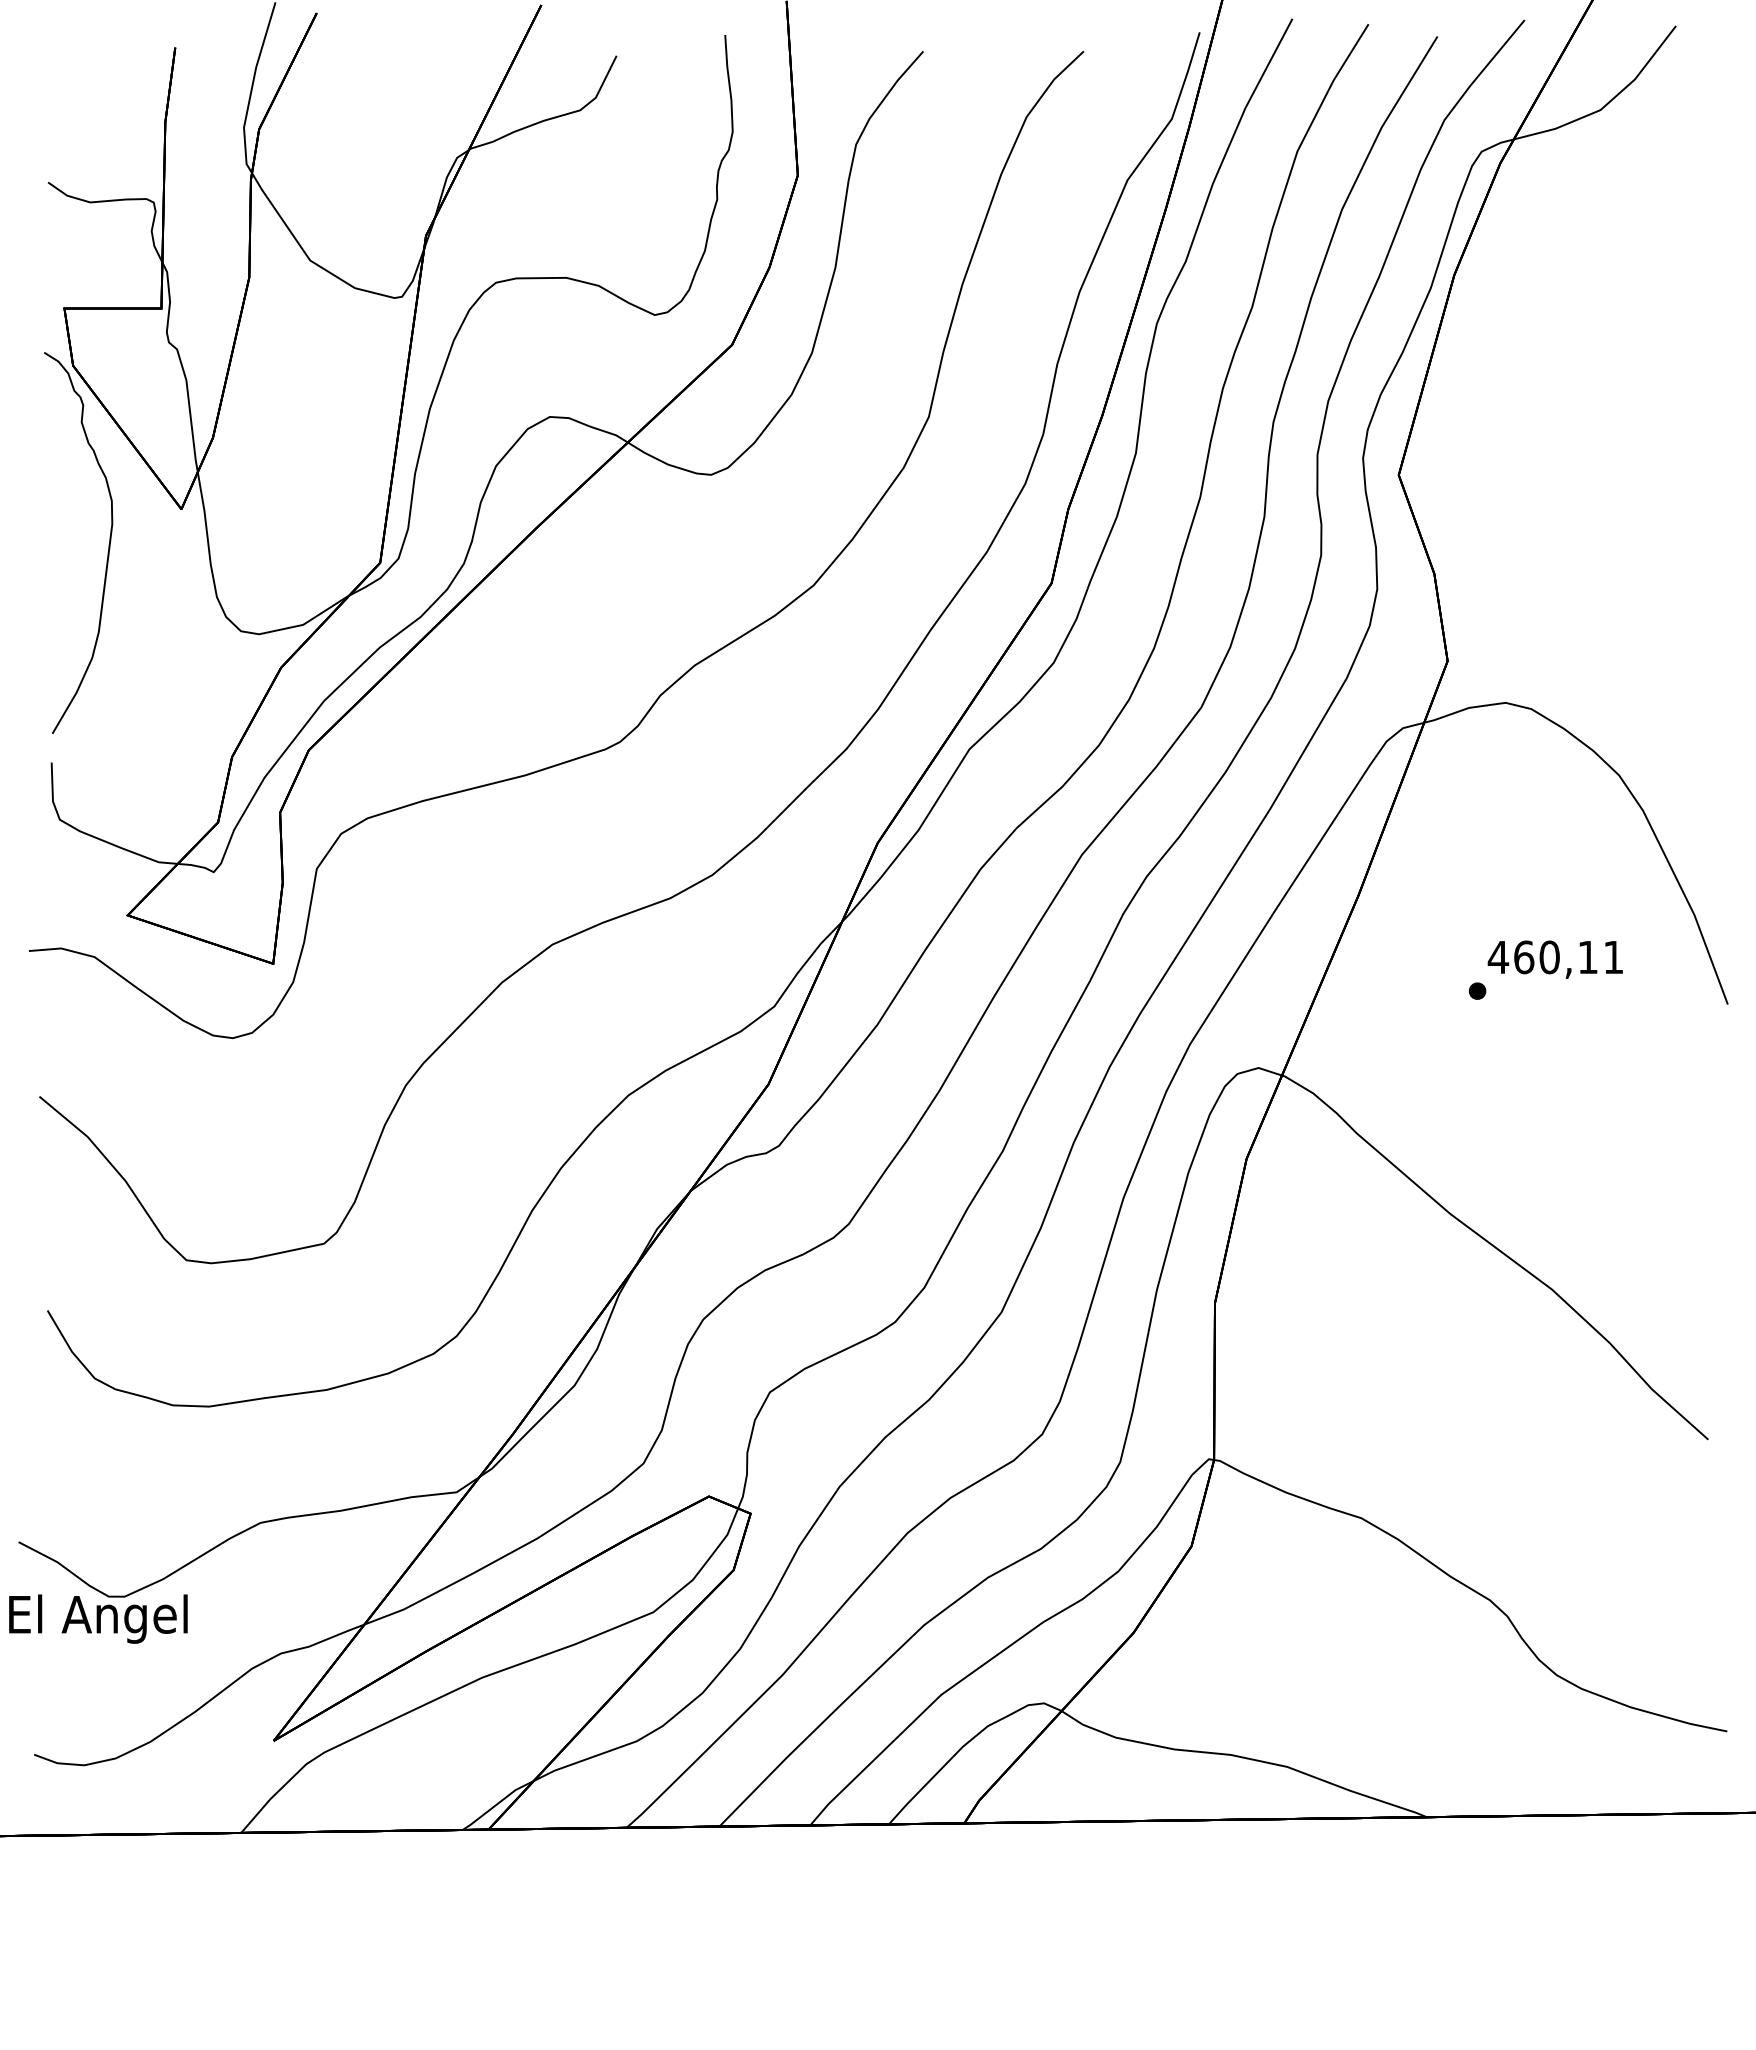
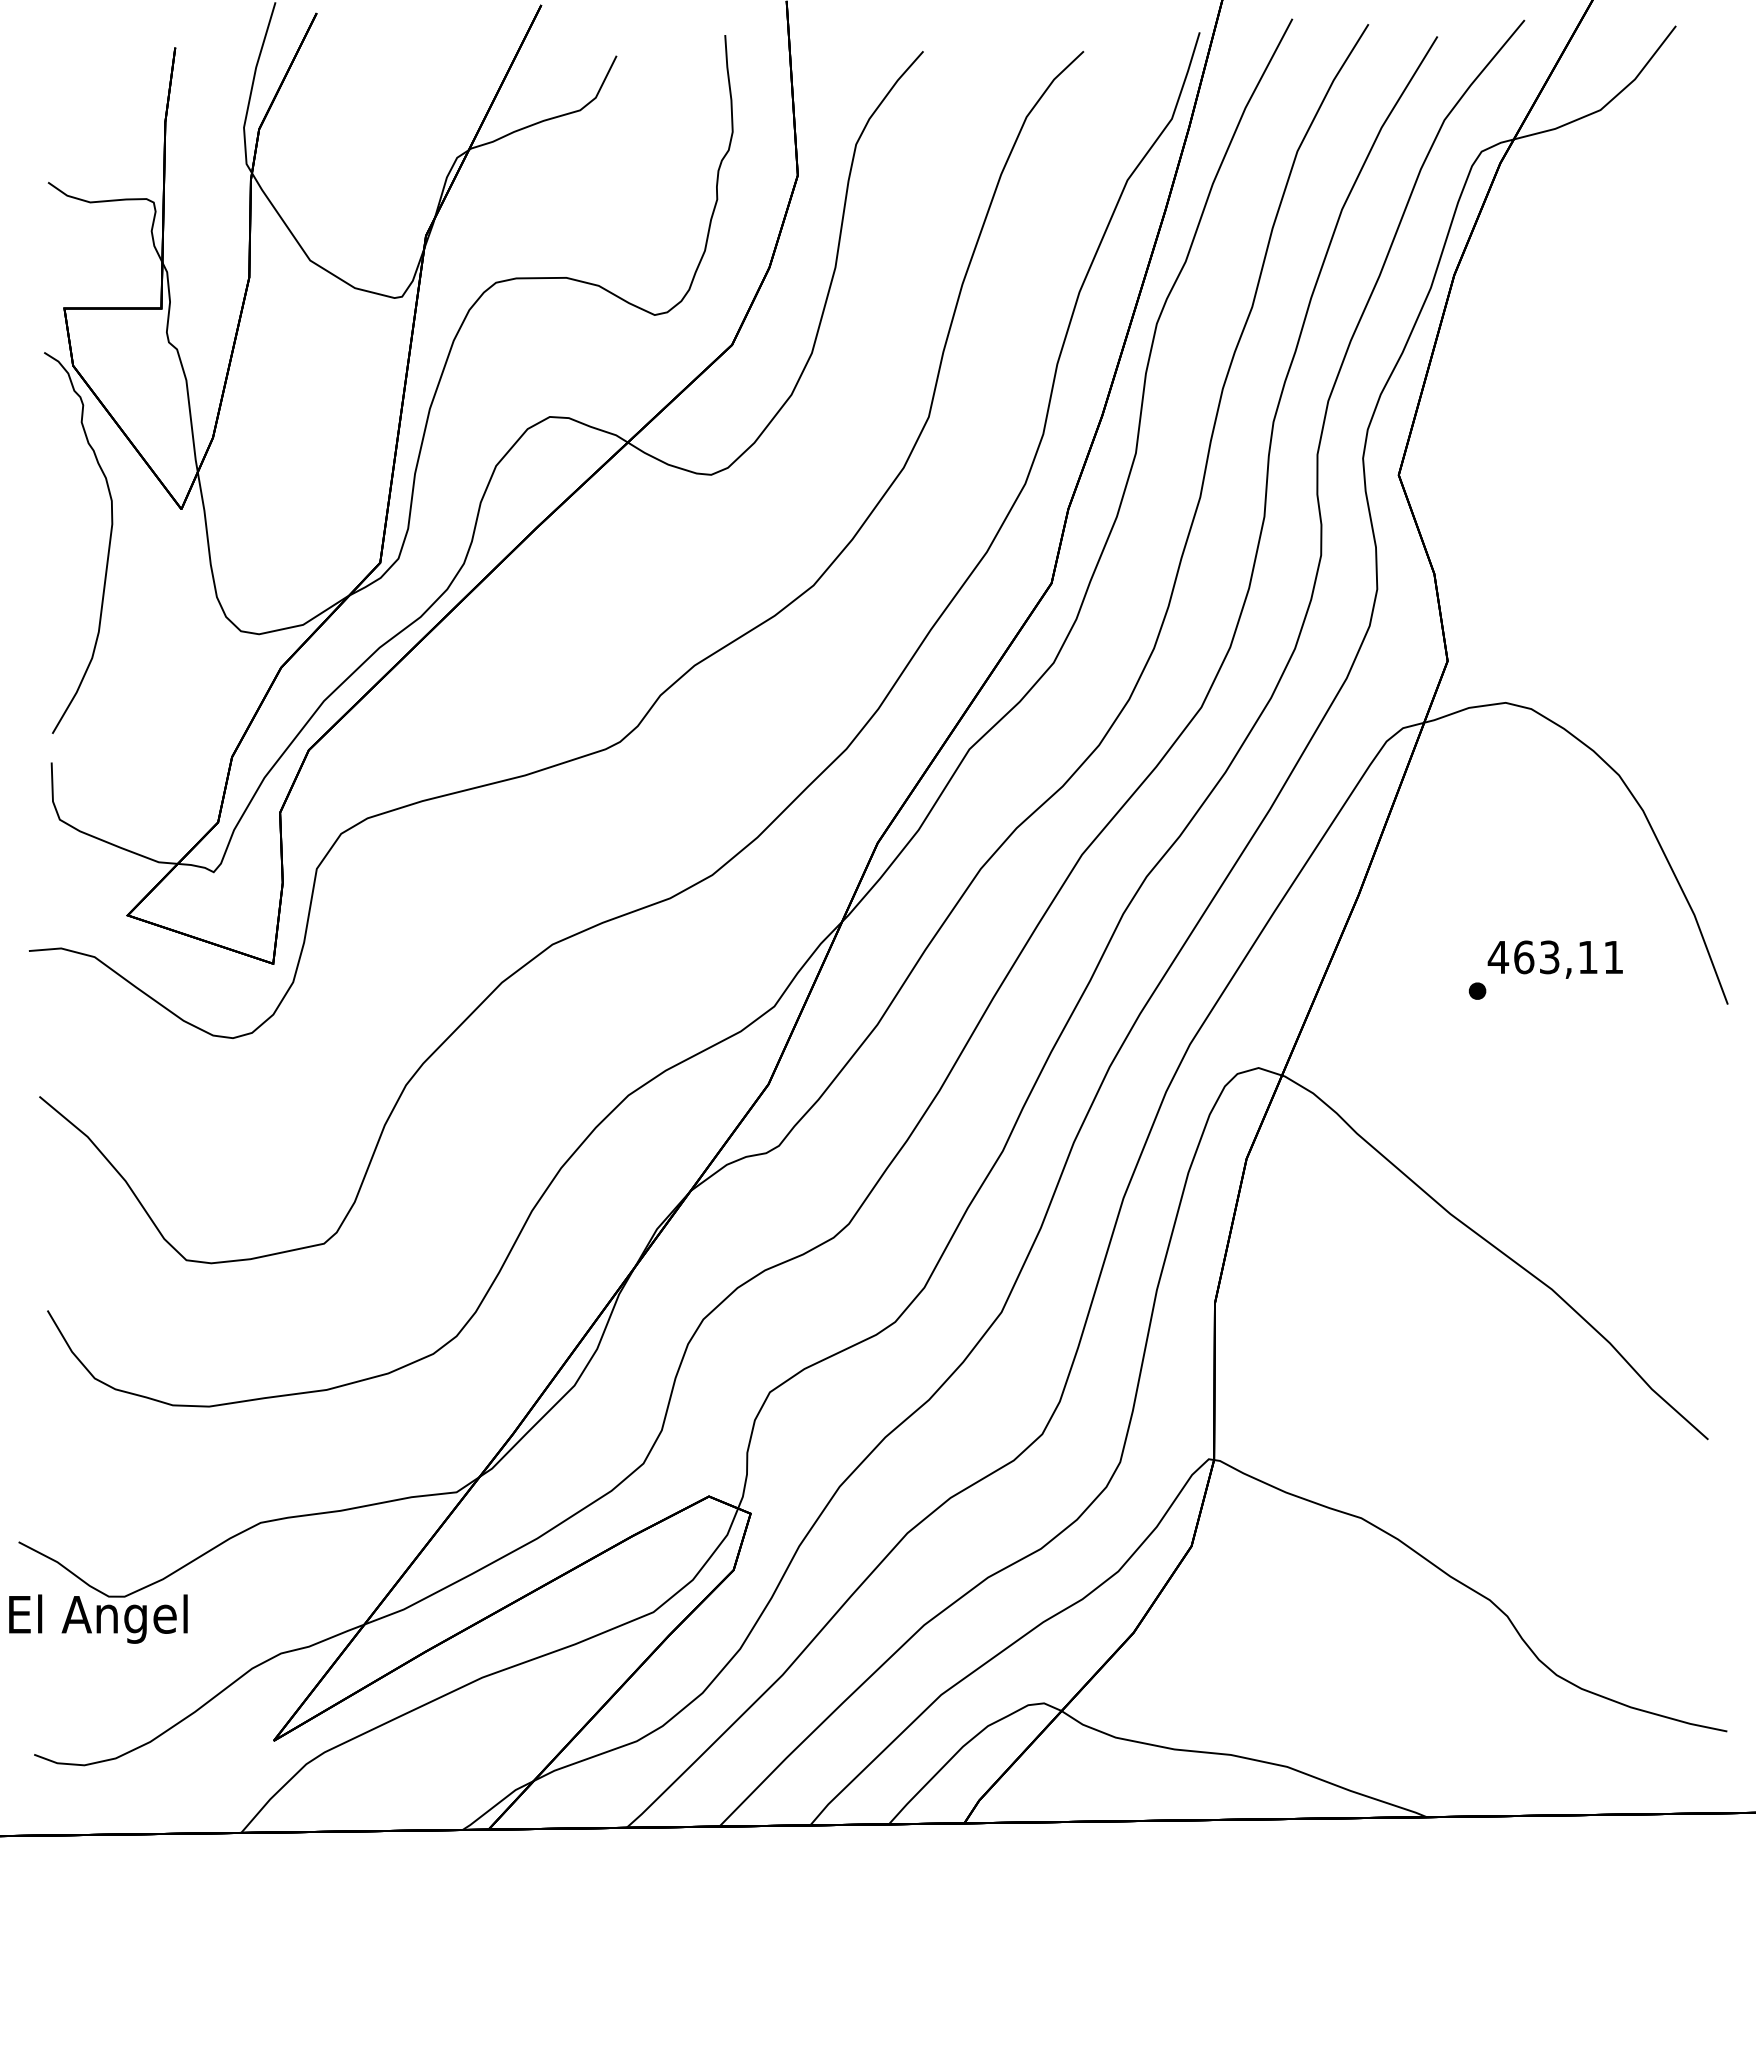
text: 460,11 -> 463,11 (1549, 957)
